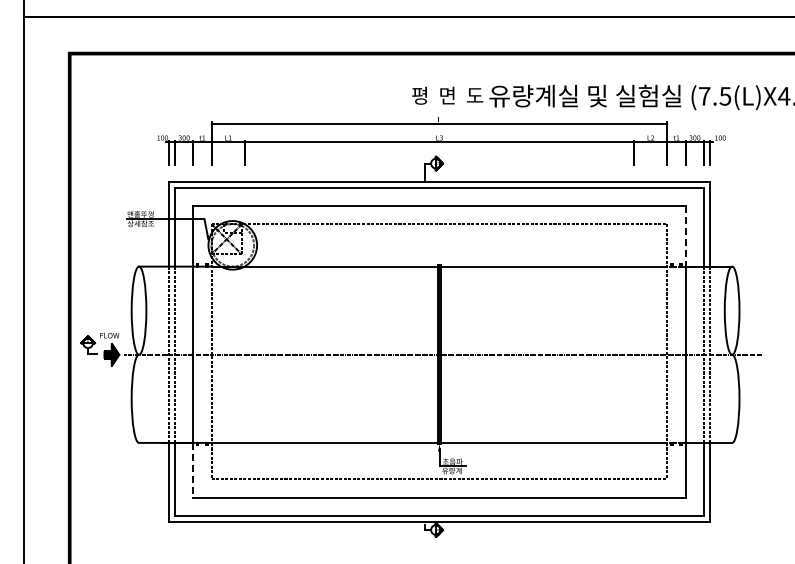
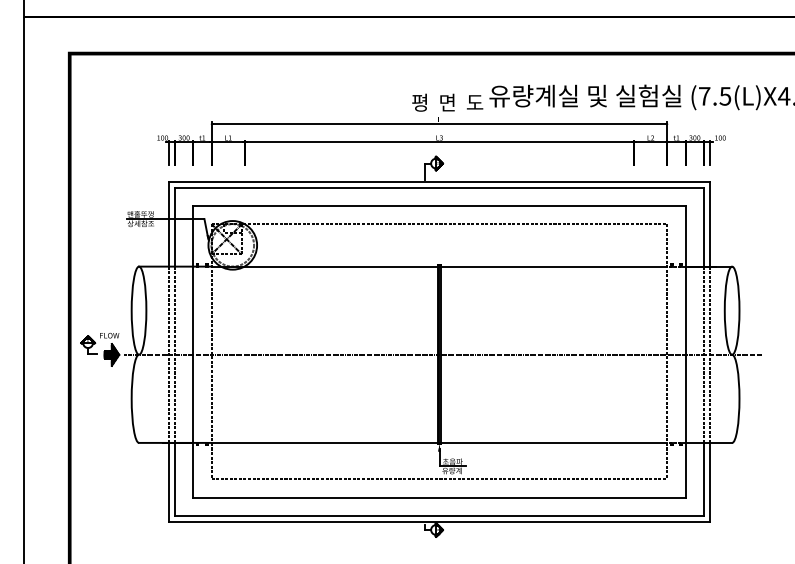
text position: (447, 95) -> (447, 102) (447, 102)
line: dashed -> solid (685, 236)
line: dashed -> solid (193, 470)
